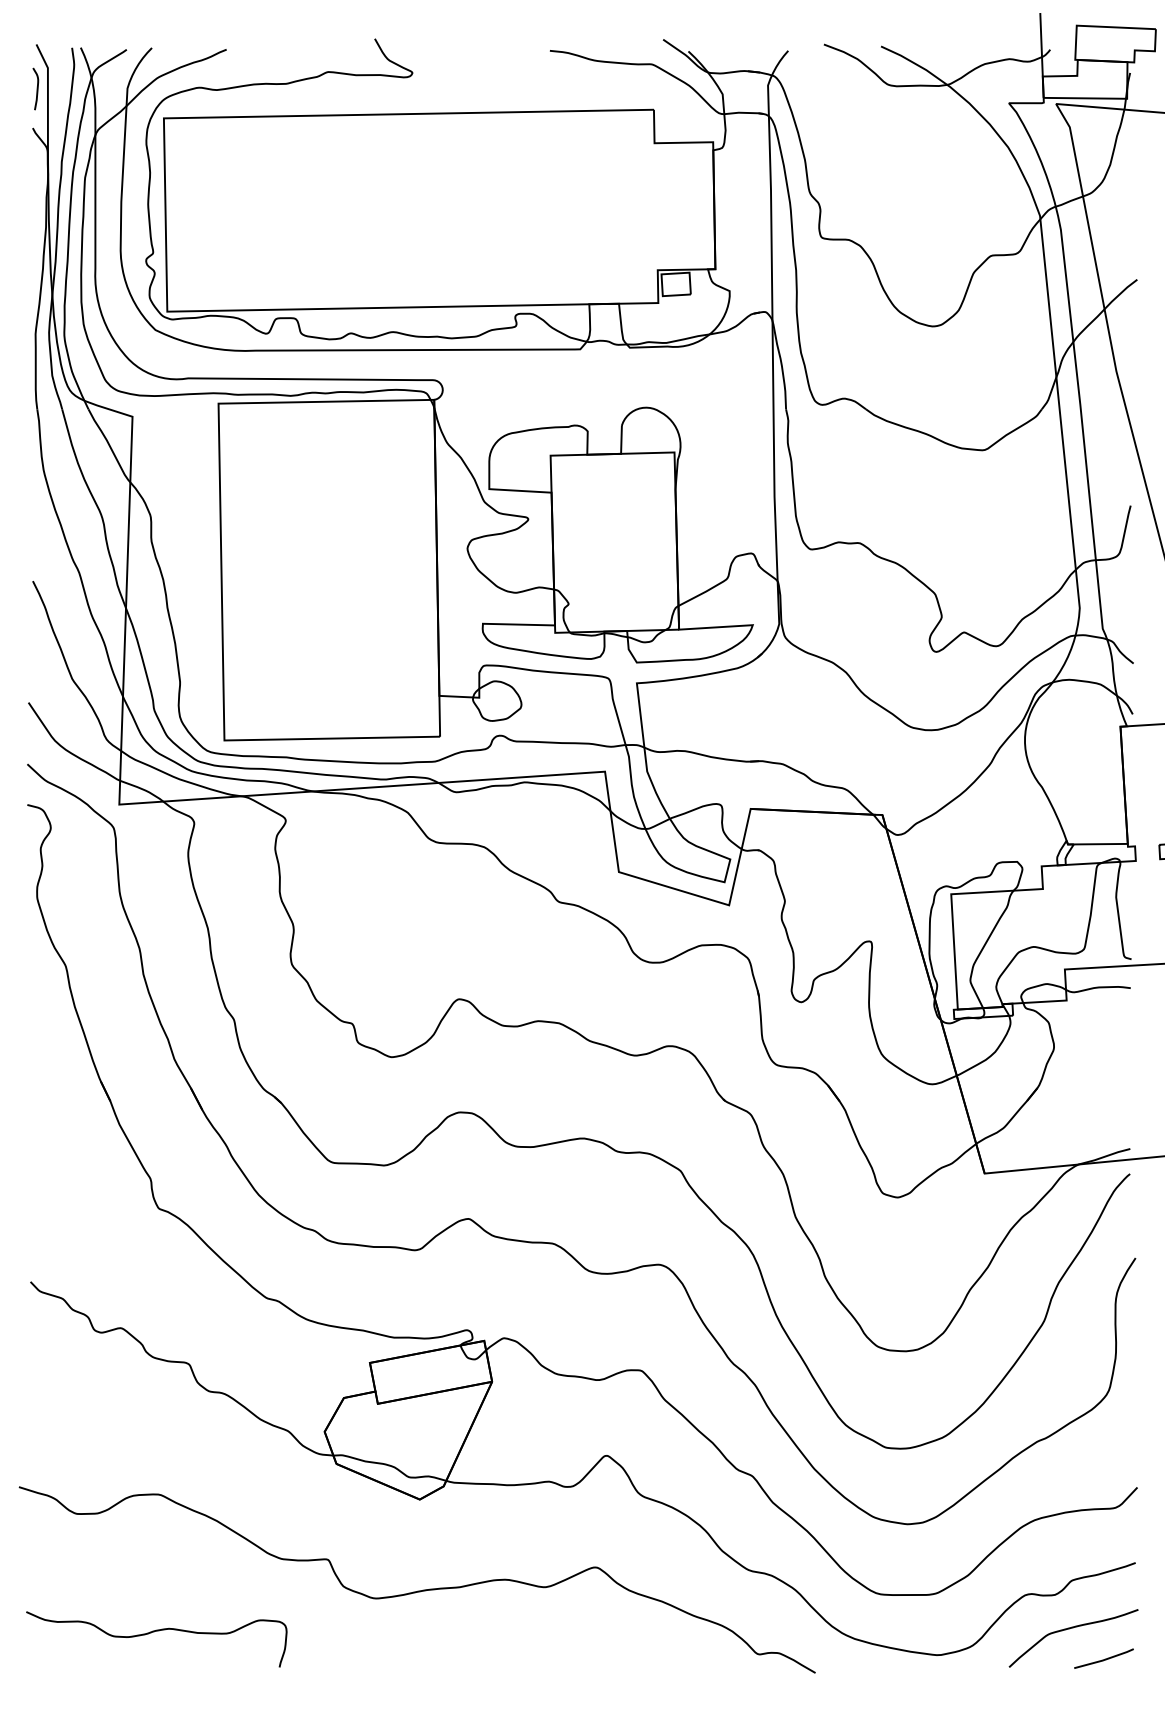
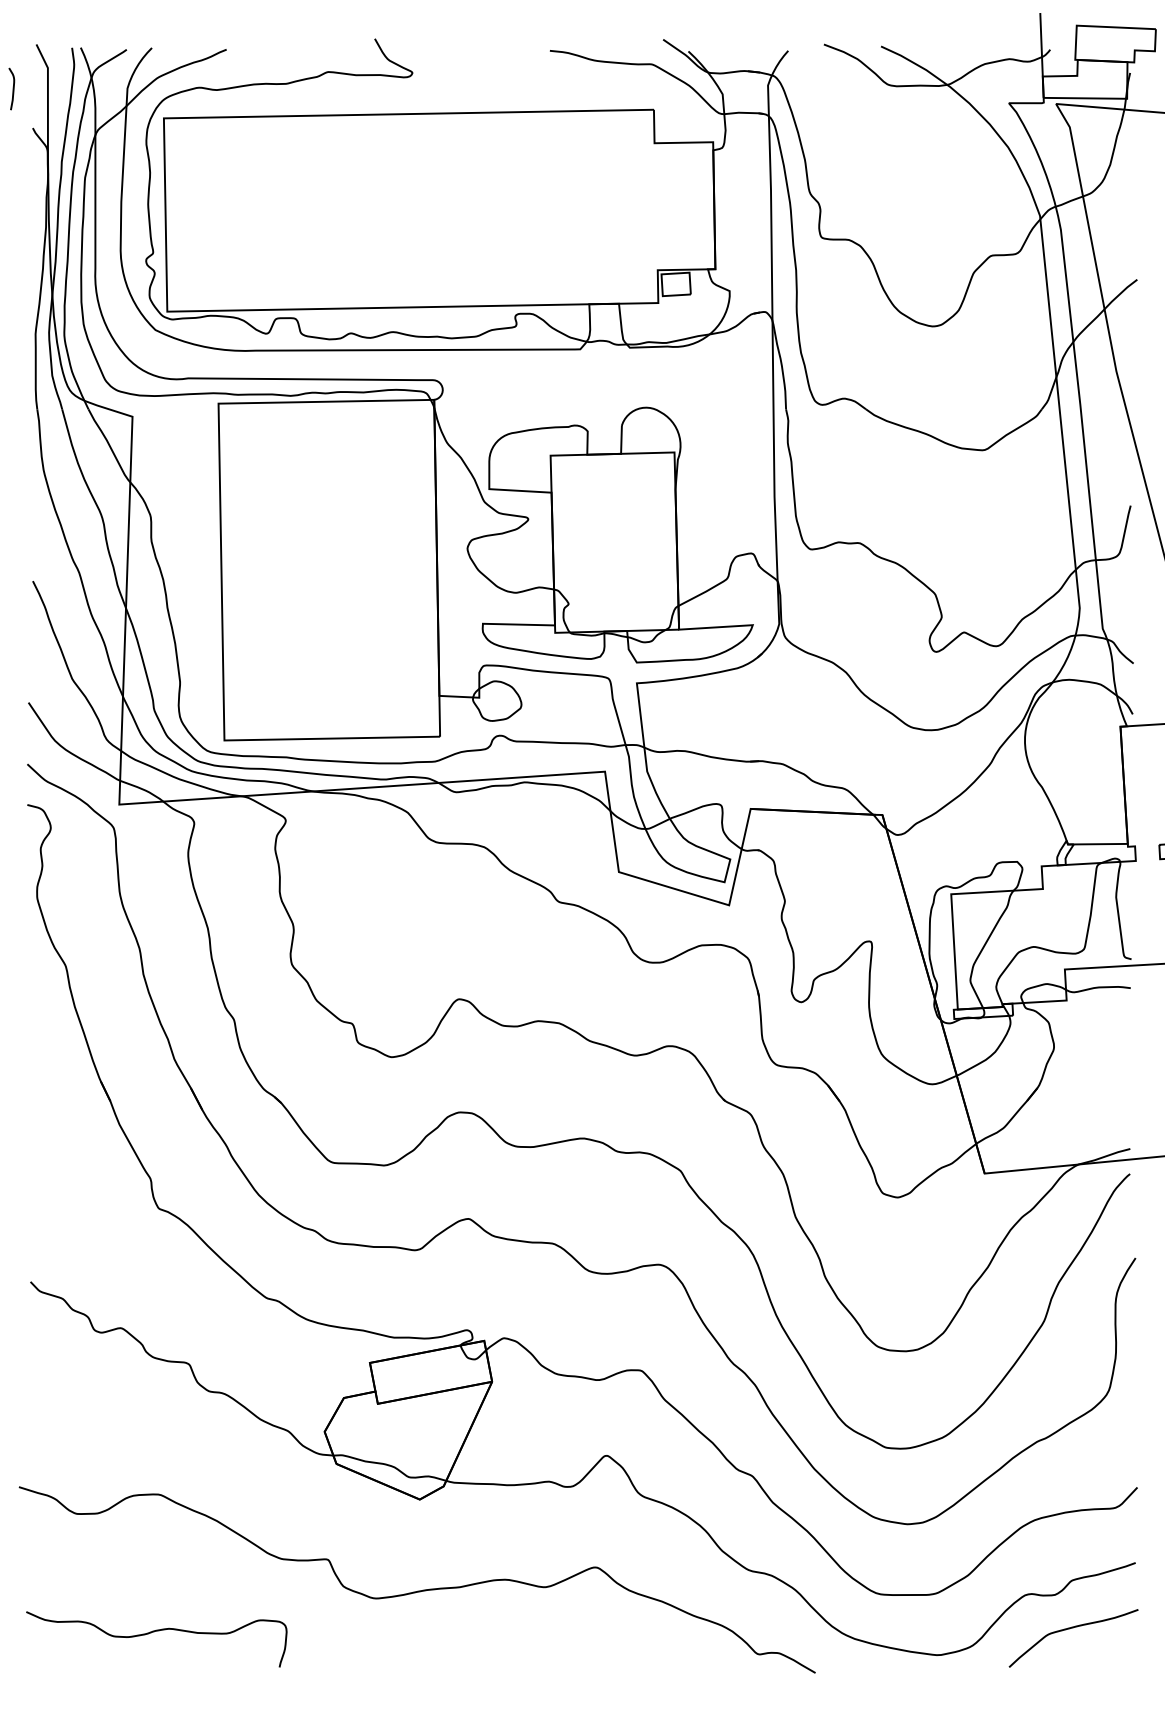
curve position: (36, 88) -> (12, 88) (12, 88)
line: present -> none (1103, 1659)
